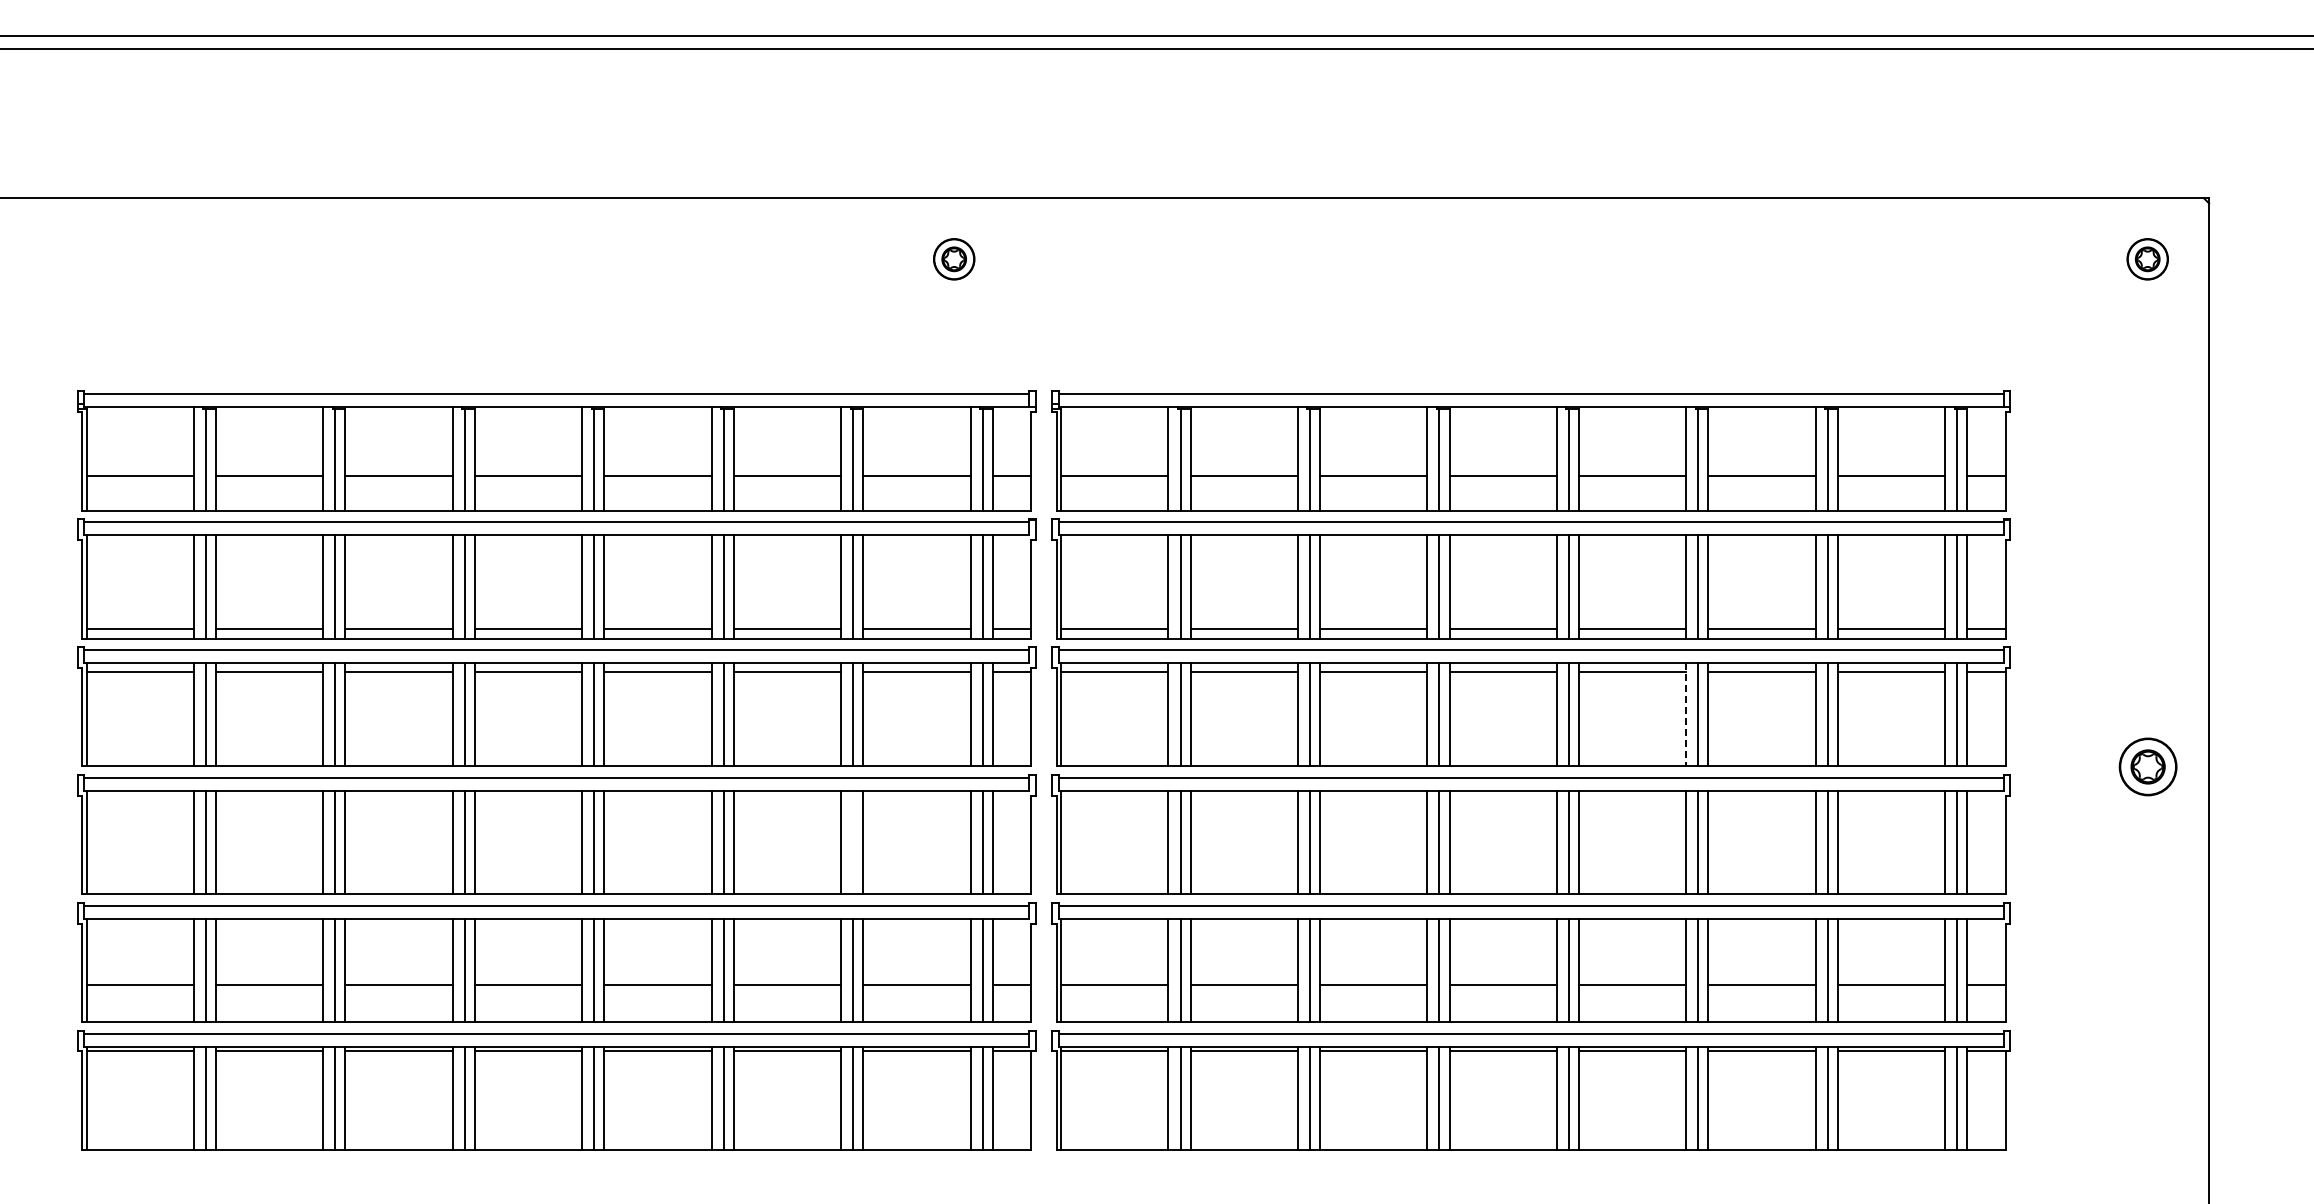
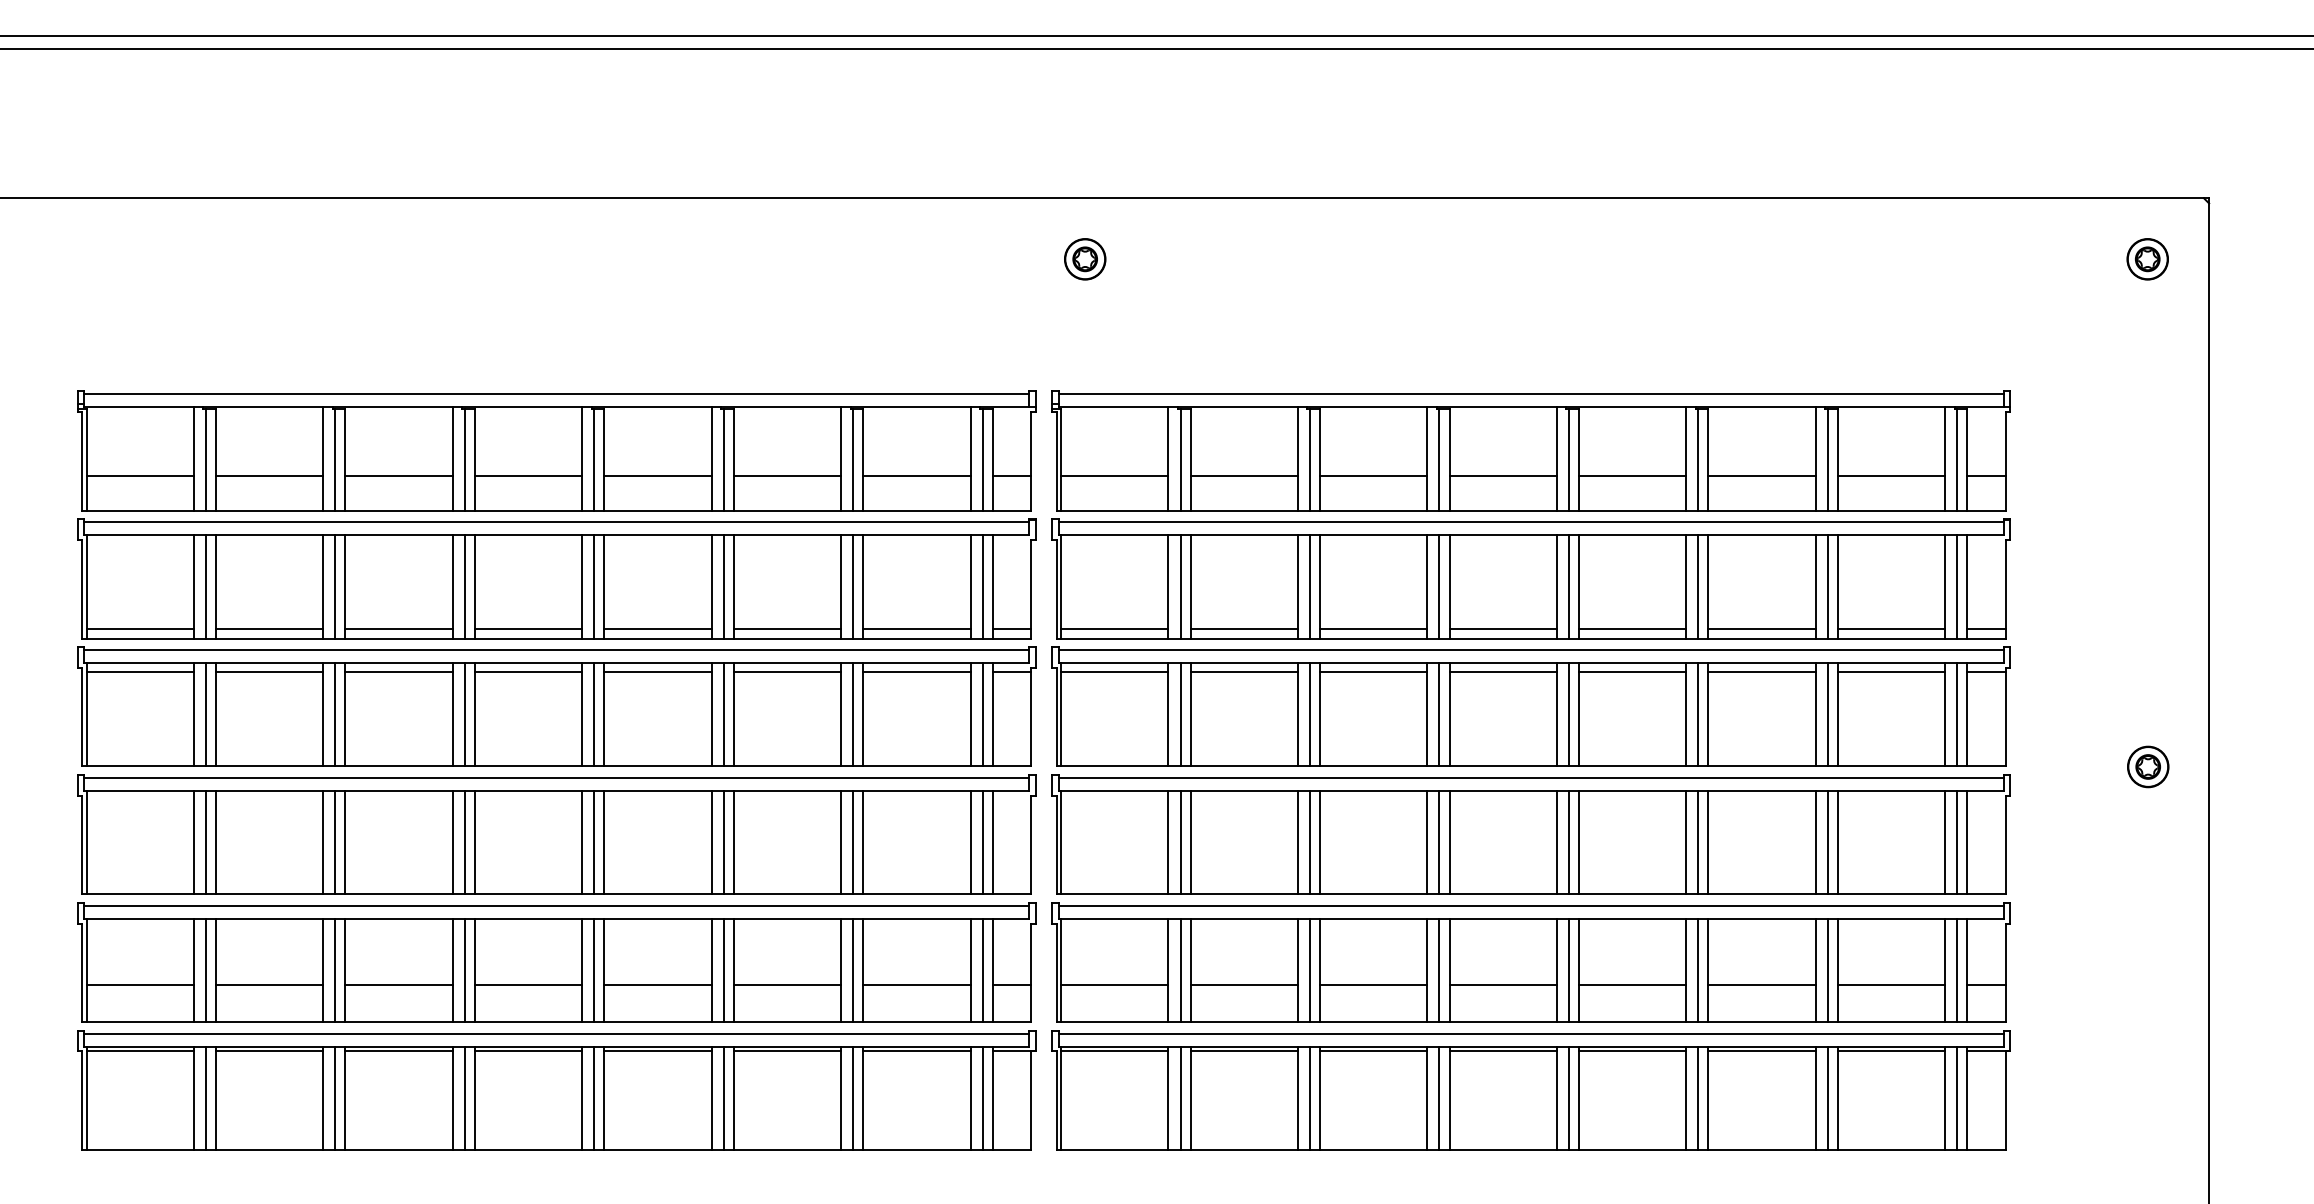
part position: (954, 259) -> (1085, 259) (1085, 259)
line: dashed -> solid (1686, 714)
part size: 60x60 px -> 43x44 px (2148, 766)
line: none -> present (853, 842)
